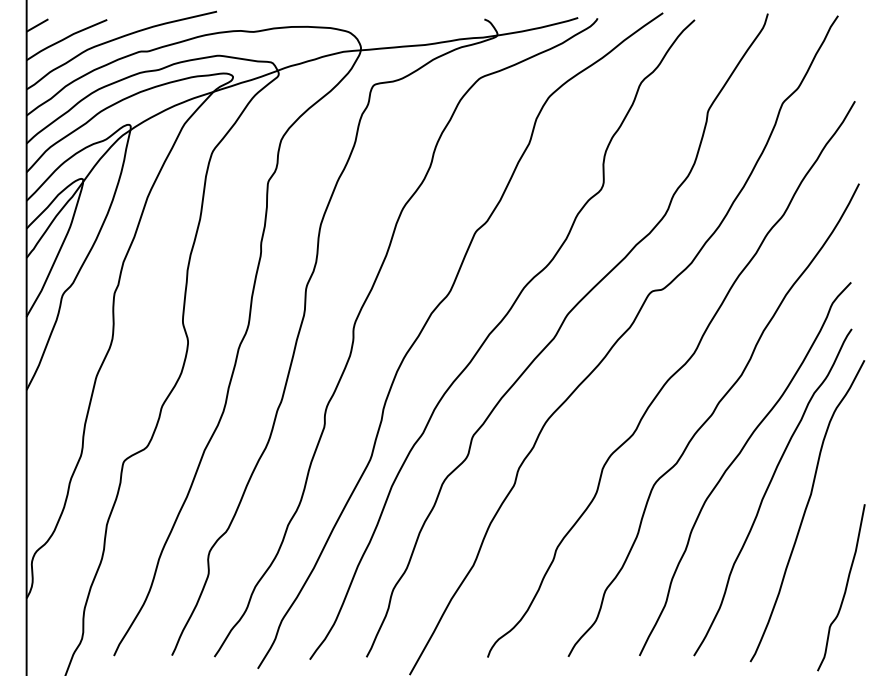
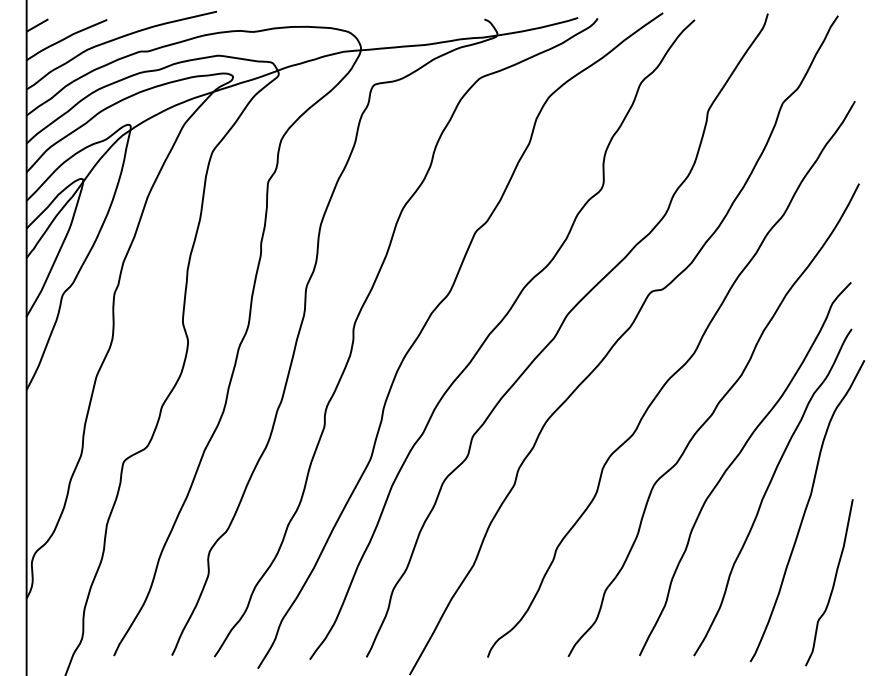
curve position: (845, 587) -> (833, 582) (833, 582)
